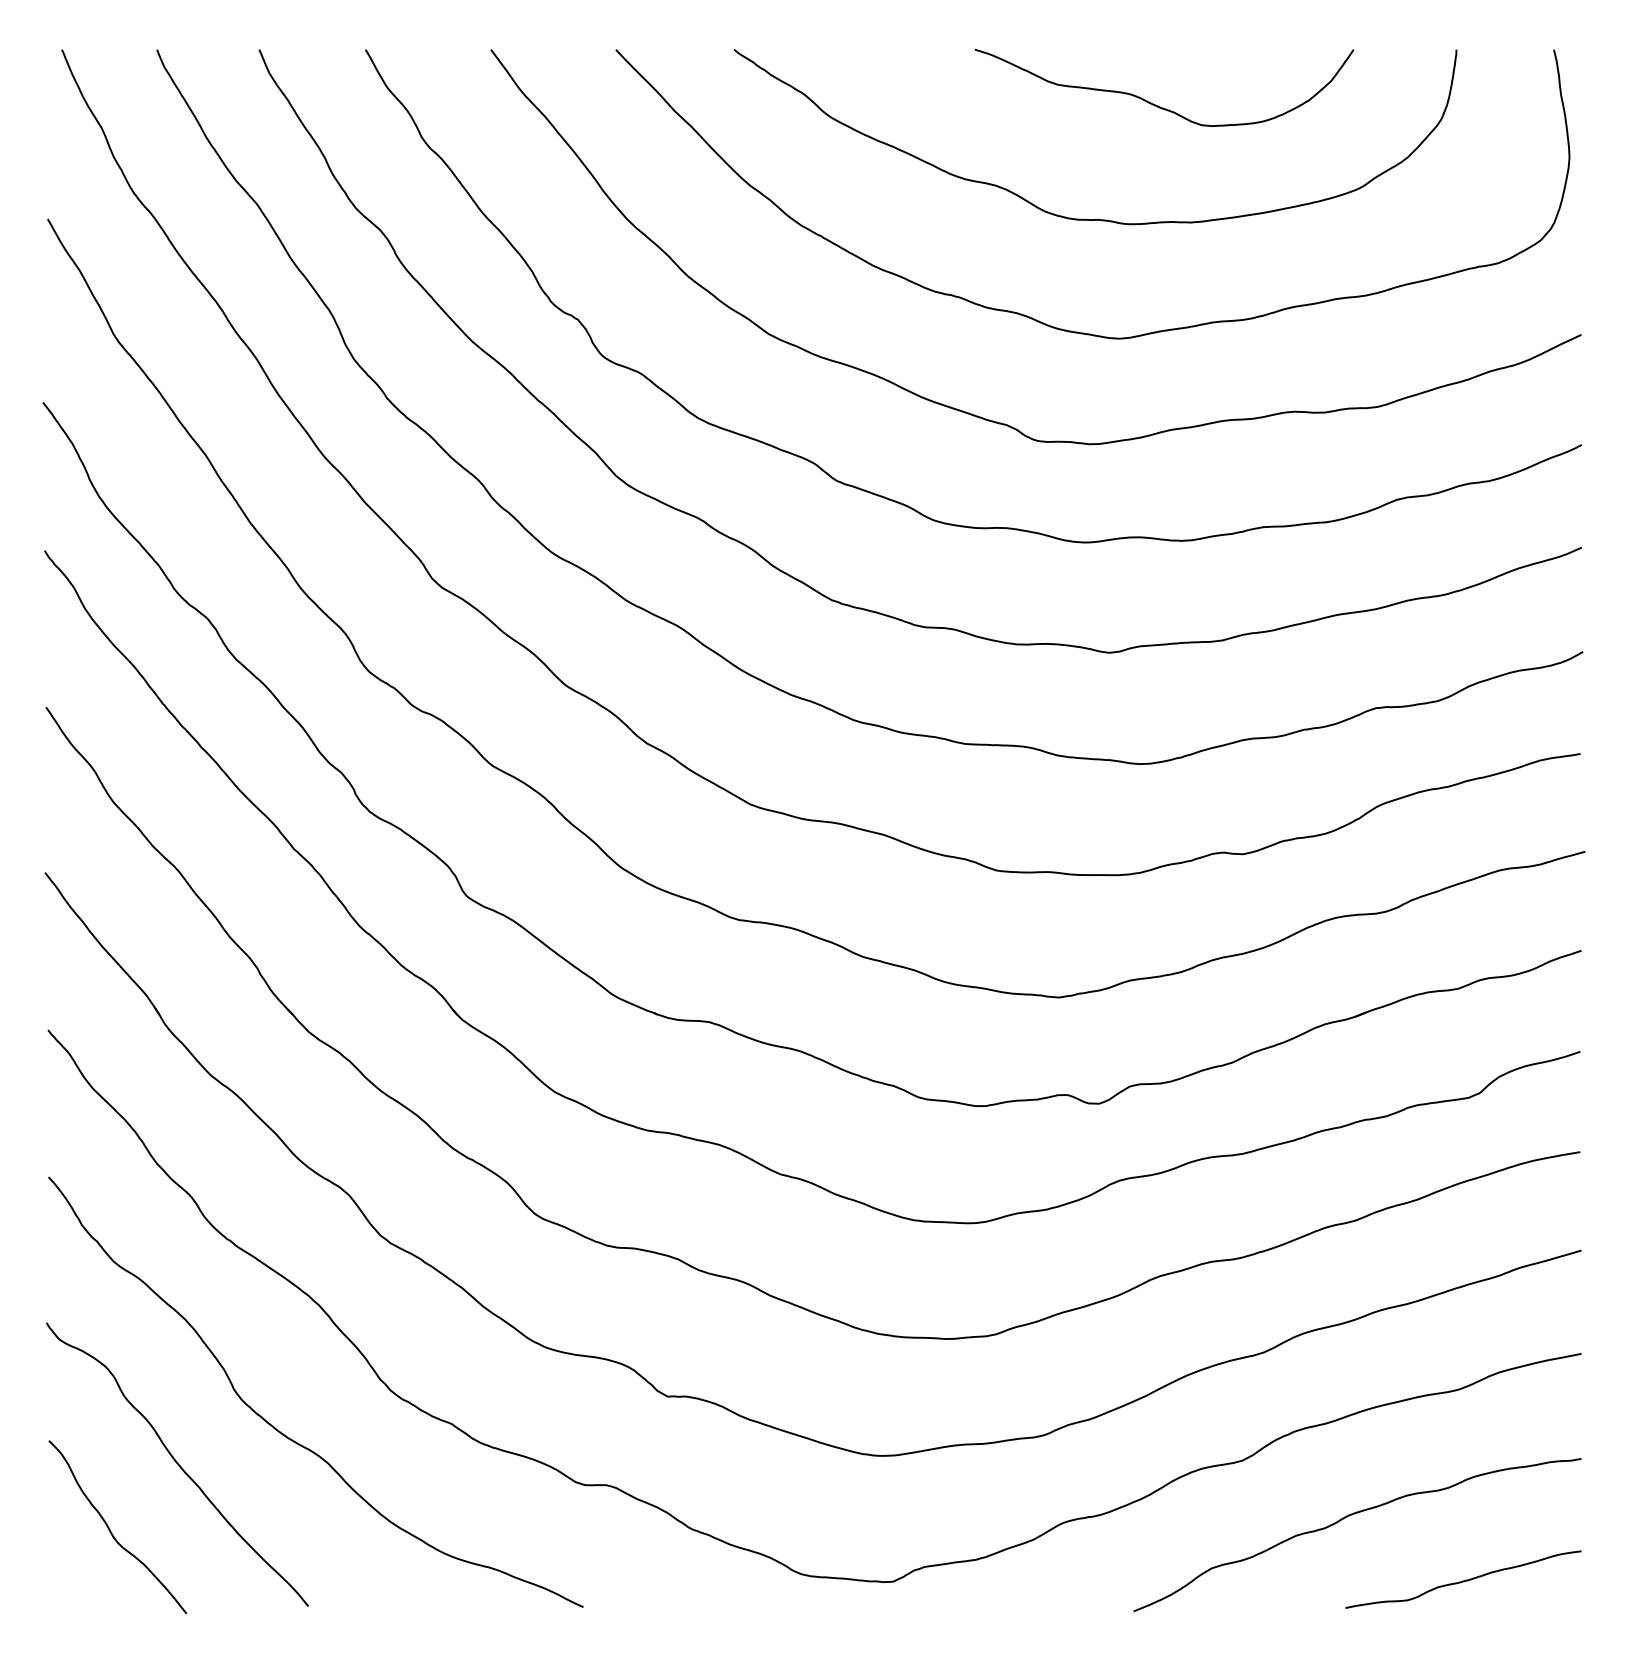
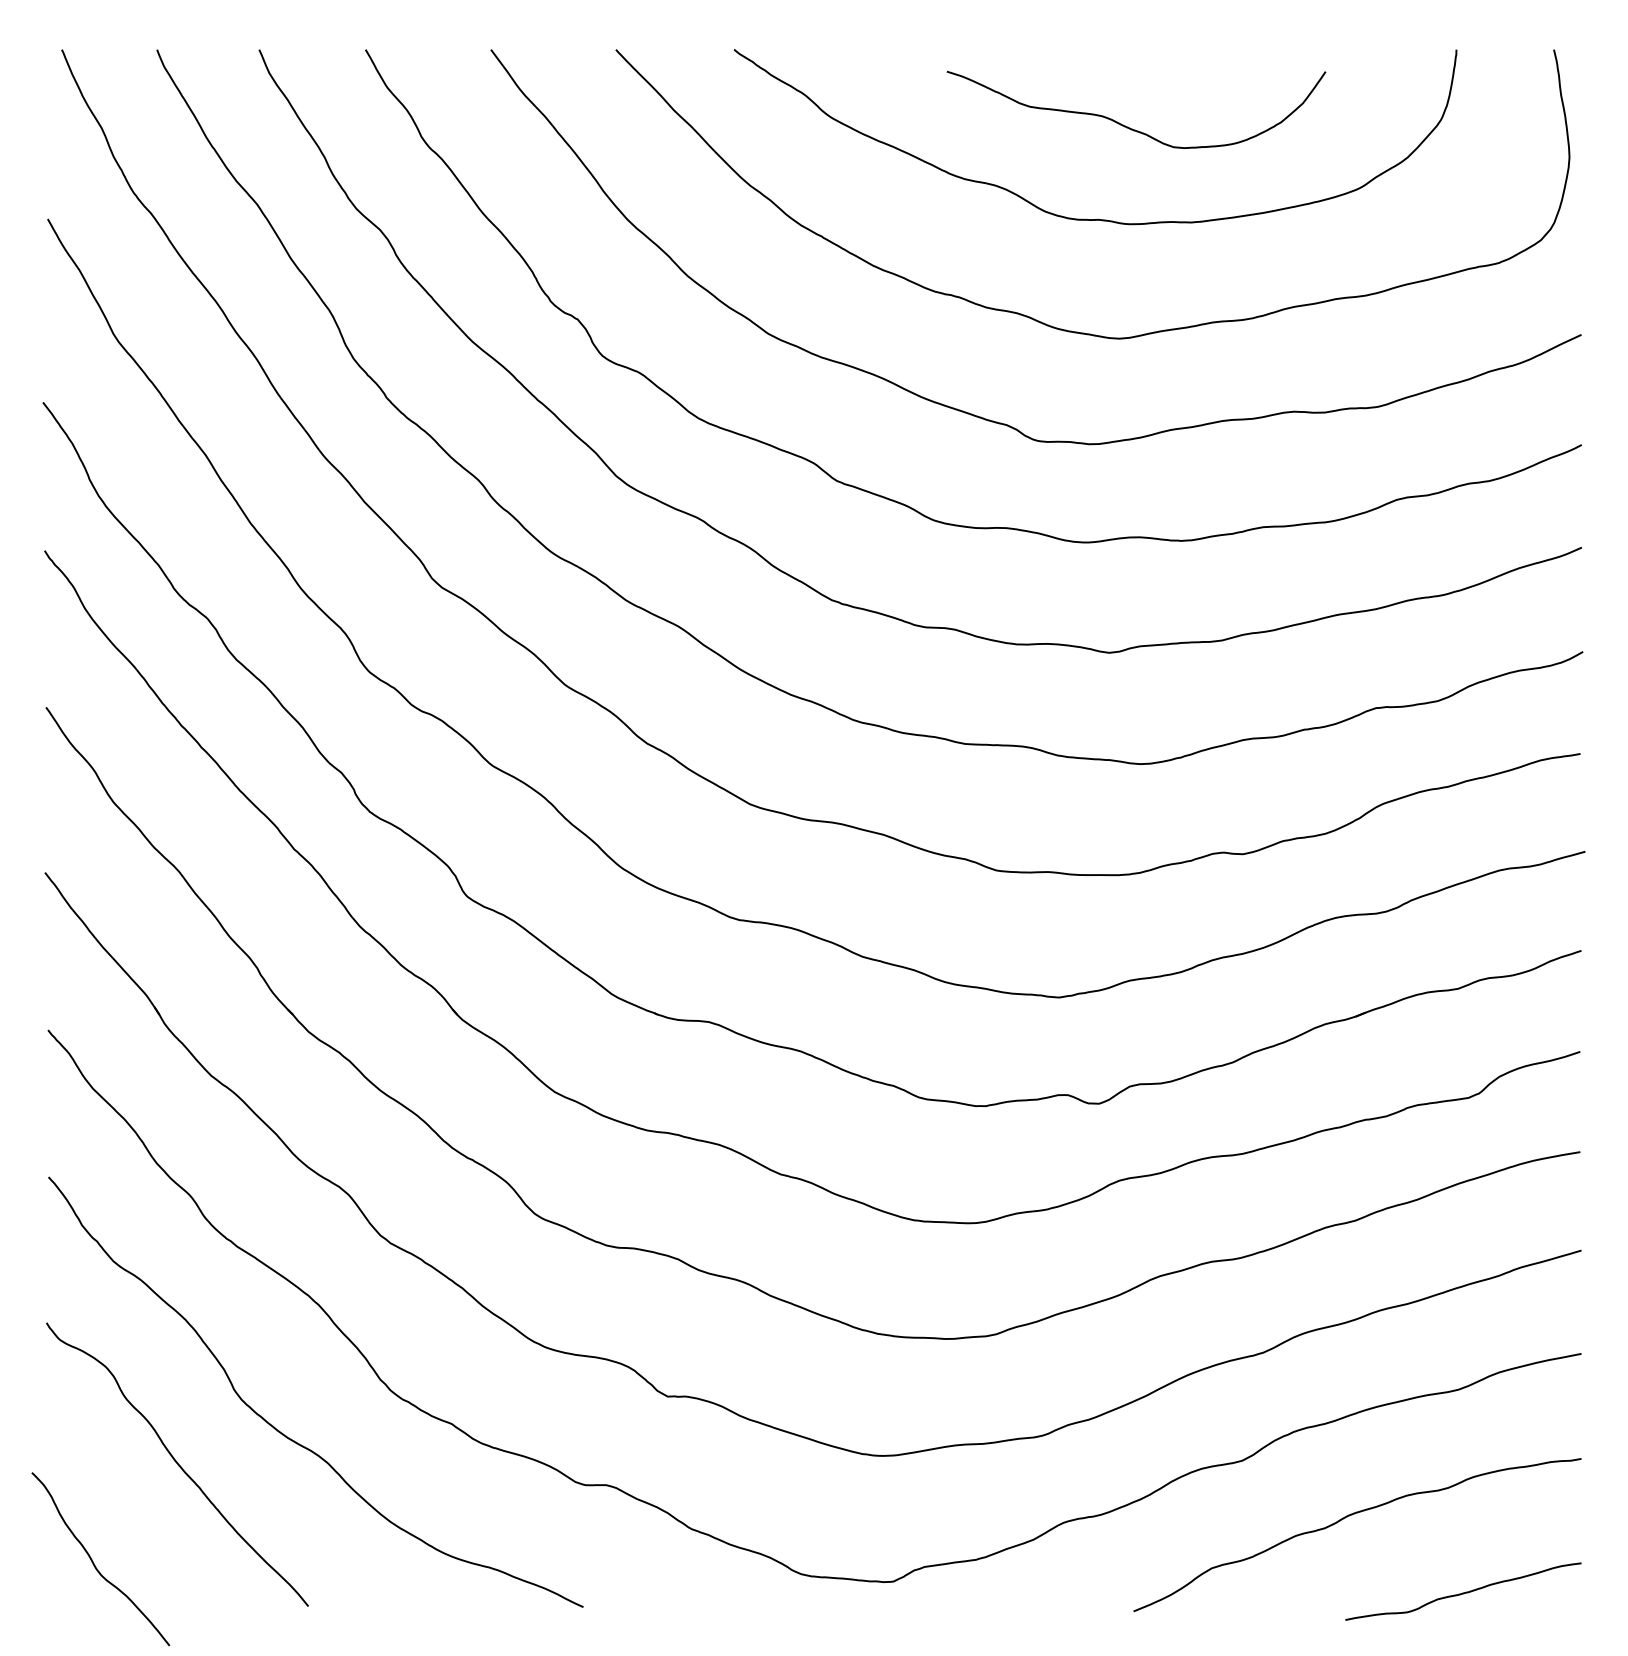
curve position: (1158, 105) -> (1130, 127) (1130, 127)
curve position: (111, 1531) -> (94, 1563) (94, 1563)
curve position: (1463, 1580) -> (1463, 1592) (1463, 1592)
